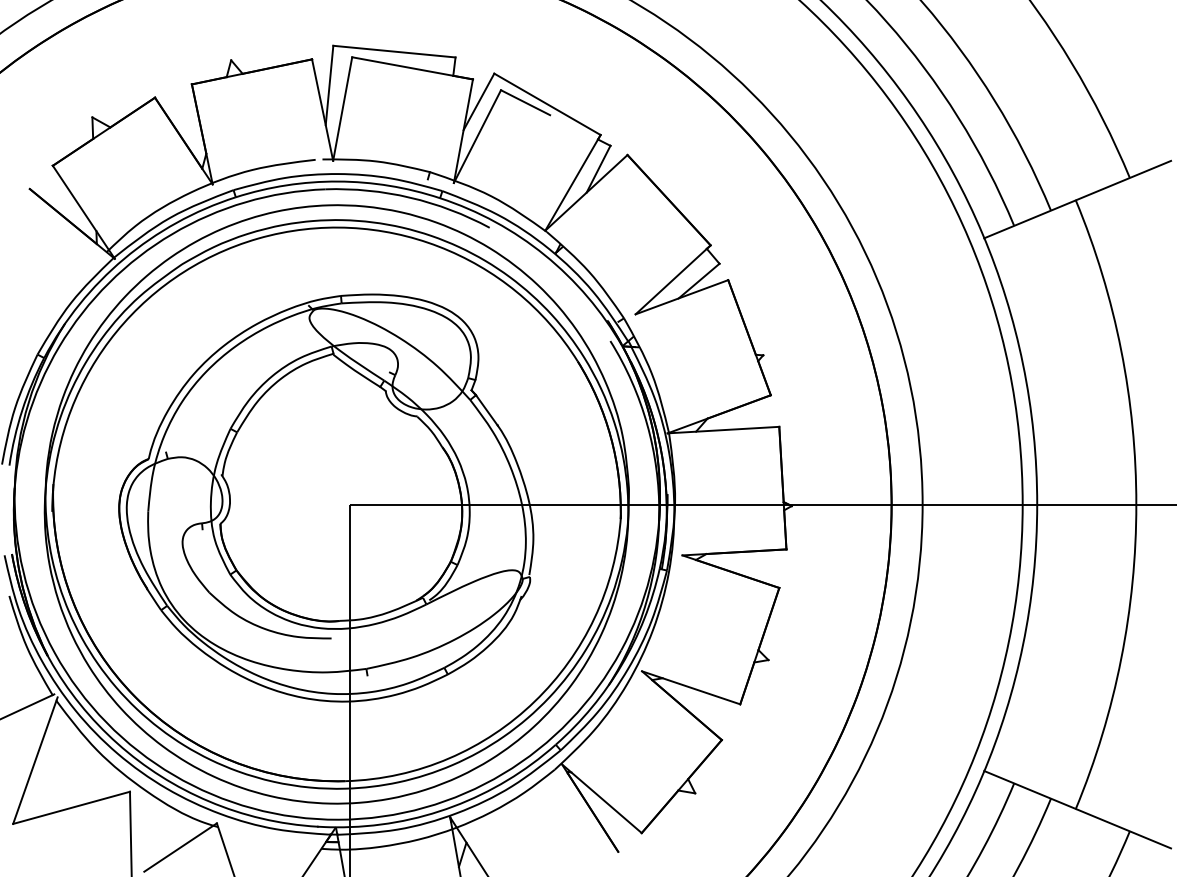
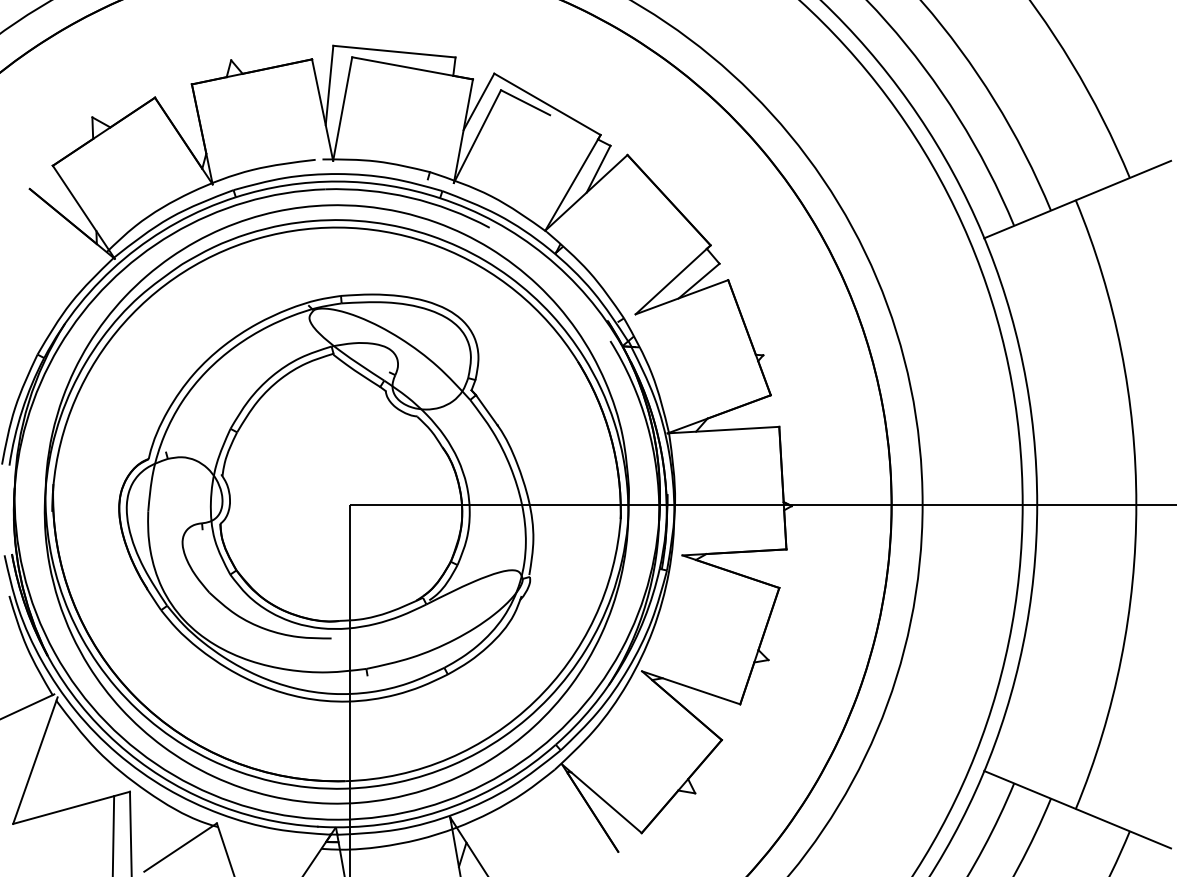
line: none -> present (113, 834)
